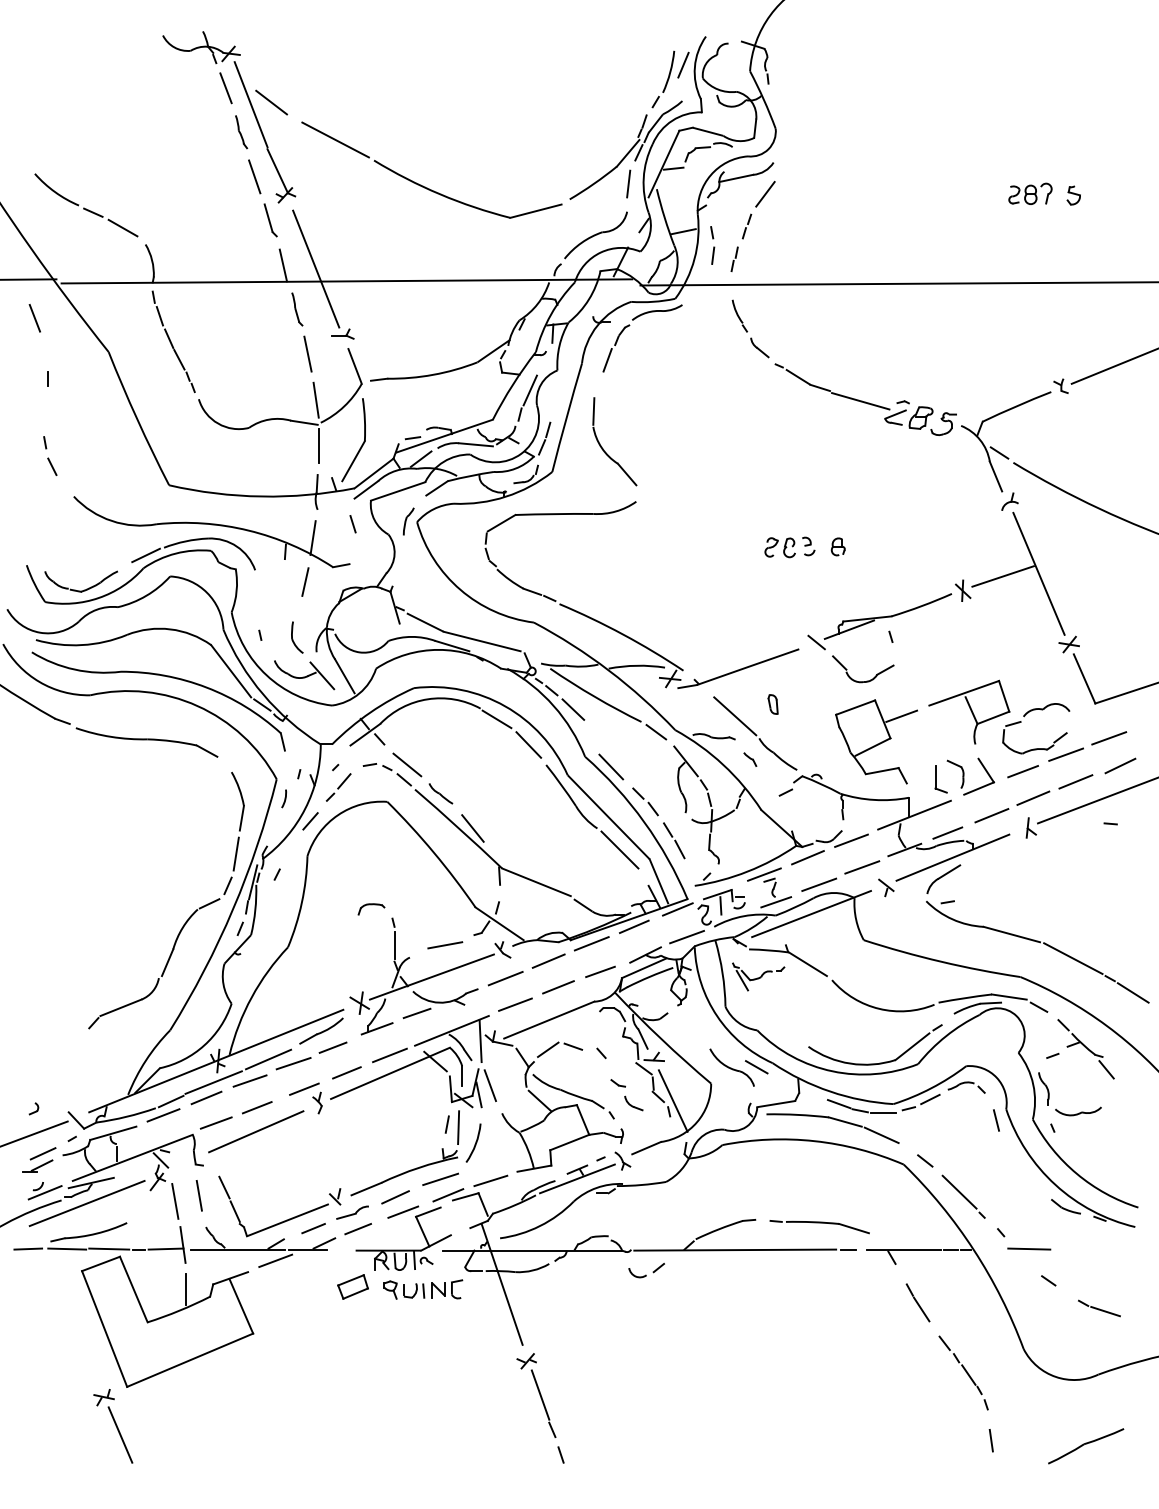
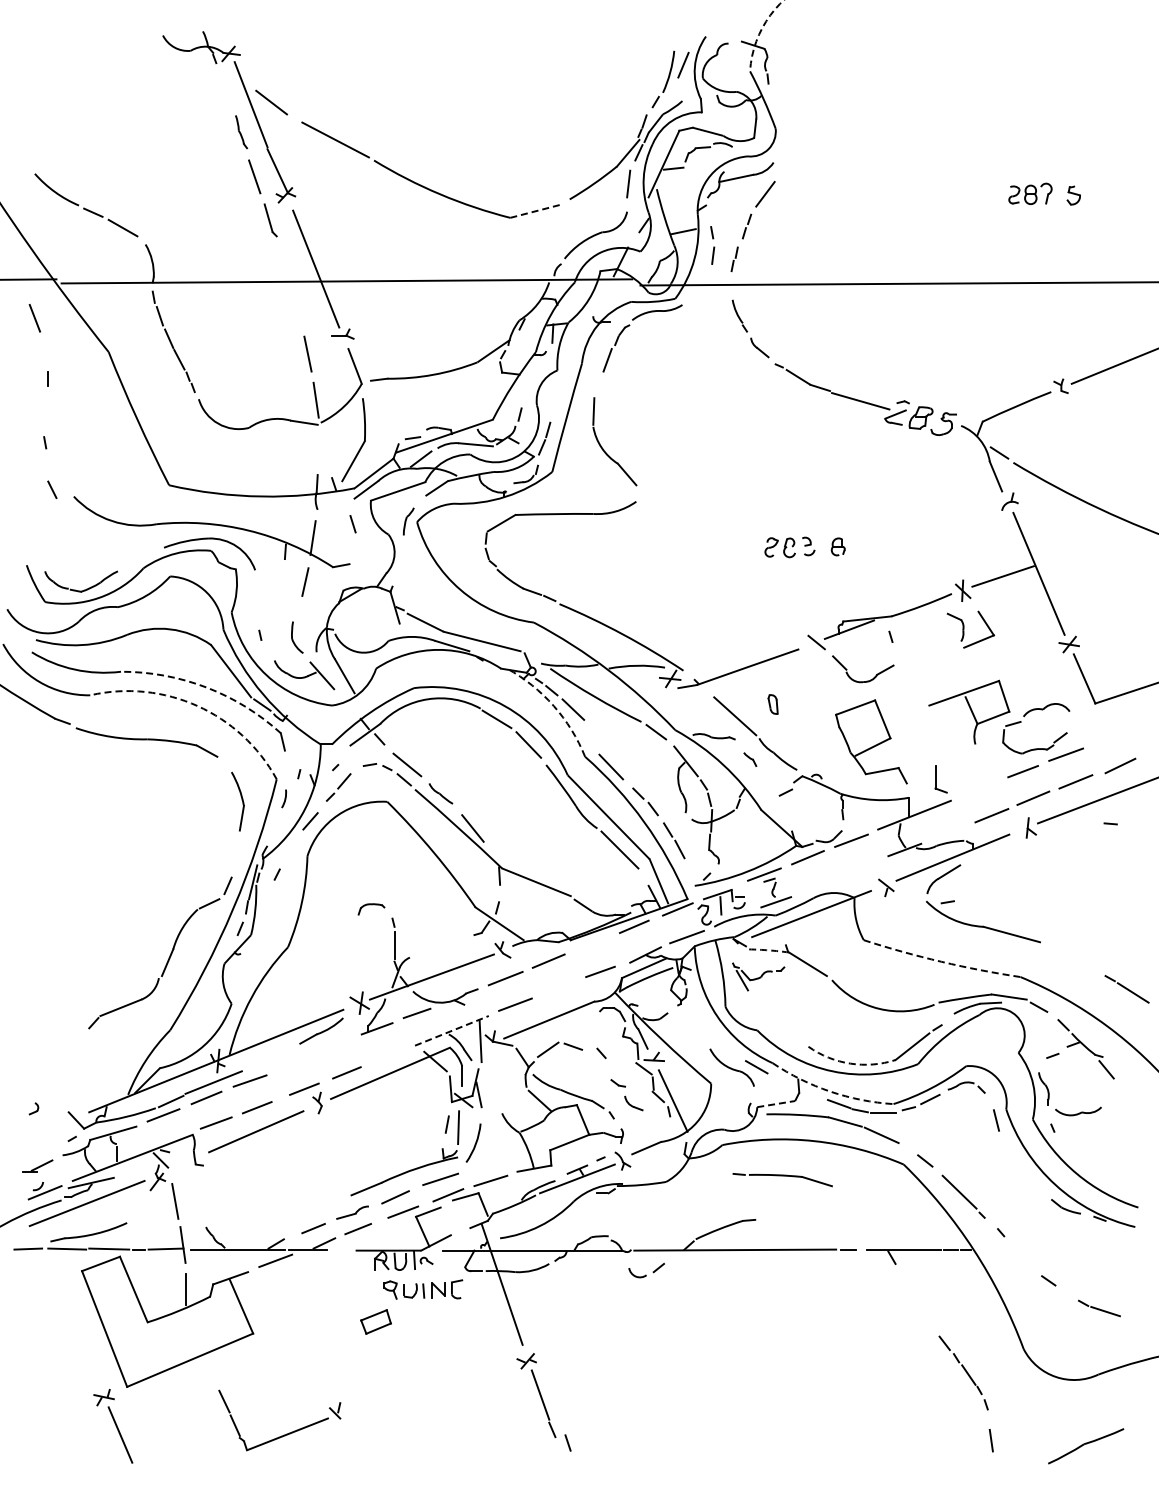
arc: solid -> dashed (760, 32)
line: present -> none (225, 88)
line: solid -> dashed (536, 211)
line: present -> none (282, 265)
part: present -> none (297, 309)
line: present -> none (529, 390)
line: present -> none (318, 445)
line position: (52, 466) -> (52, 489) (52, 489)
line: present -> none (145, 555)
arc: solid -> dashed (206, 687)
arc: solid -> dashed (197, 706)
arc: solid -> dashed (553, 706)
line: present -> none (901, 715)
line: present -> none (1109, 738)
part position: (970, 776) -> (970, 629) (970, 629)
line: present -> none (947, 832)
line: present -> none (235, 853)
line: present -> none (862, 867)
line: present -> none (819, 884)
line: present -> none (591, 943)
line: present -> none (445, 945)
arc: solid -> dashed (769, 950)
line: present -> none (1073, 958)
arc: solid -> dashed (941, 961)
line: present -> none (558, 987)
line: solid -> dashed (451, 1030)
line: present -> none (332, 1047)
line: present -> none (389, 1055)
line: present -> none (268, 1059)
line: present -> none (293, 1063)
arc: solid -> dashed (850, 1063)
line: present -> none (489, 1085)
arc: solid -> dashed (830, 1091)
line: solid -> dashed (776, 1104)
line: present -> none (34, 1133)
line: present -> none (42, 1153)
line: present -> none (198, 1195)
part position: (286, 1219) -> (286, 1433) (286, 1433)
part position: (819, 1227) -> (782, 1180) (782, 1180)
line: present -> none (1029, 1248)
part position: (352, 1286) -> (375, 1321) (375, 1321)
line: present -> none (917, 1302)
line position: (560, 1454) -> (567, 1442) (567, 1442)
